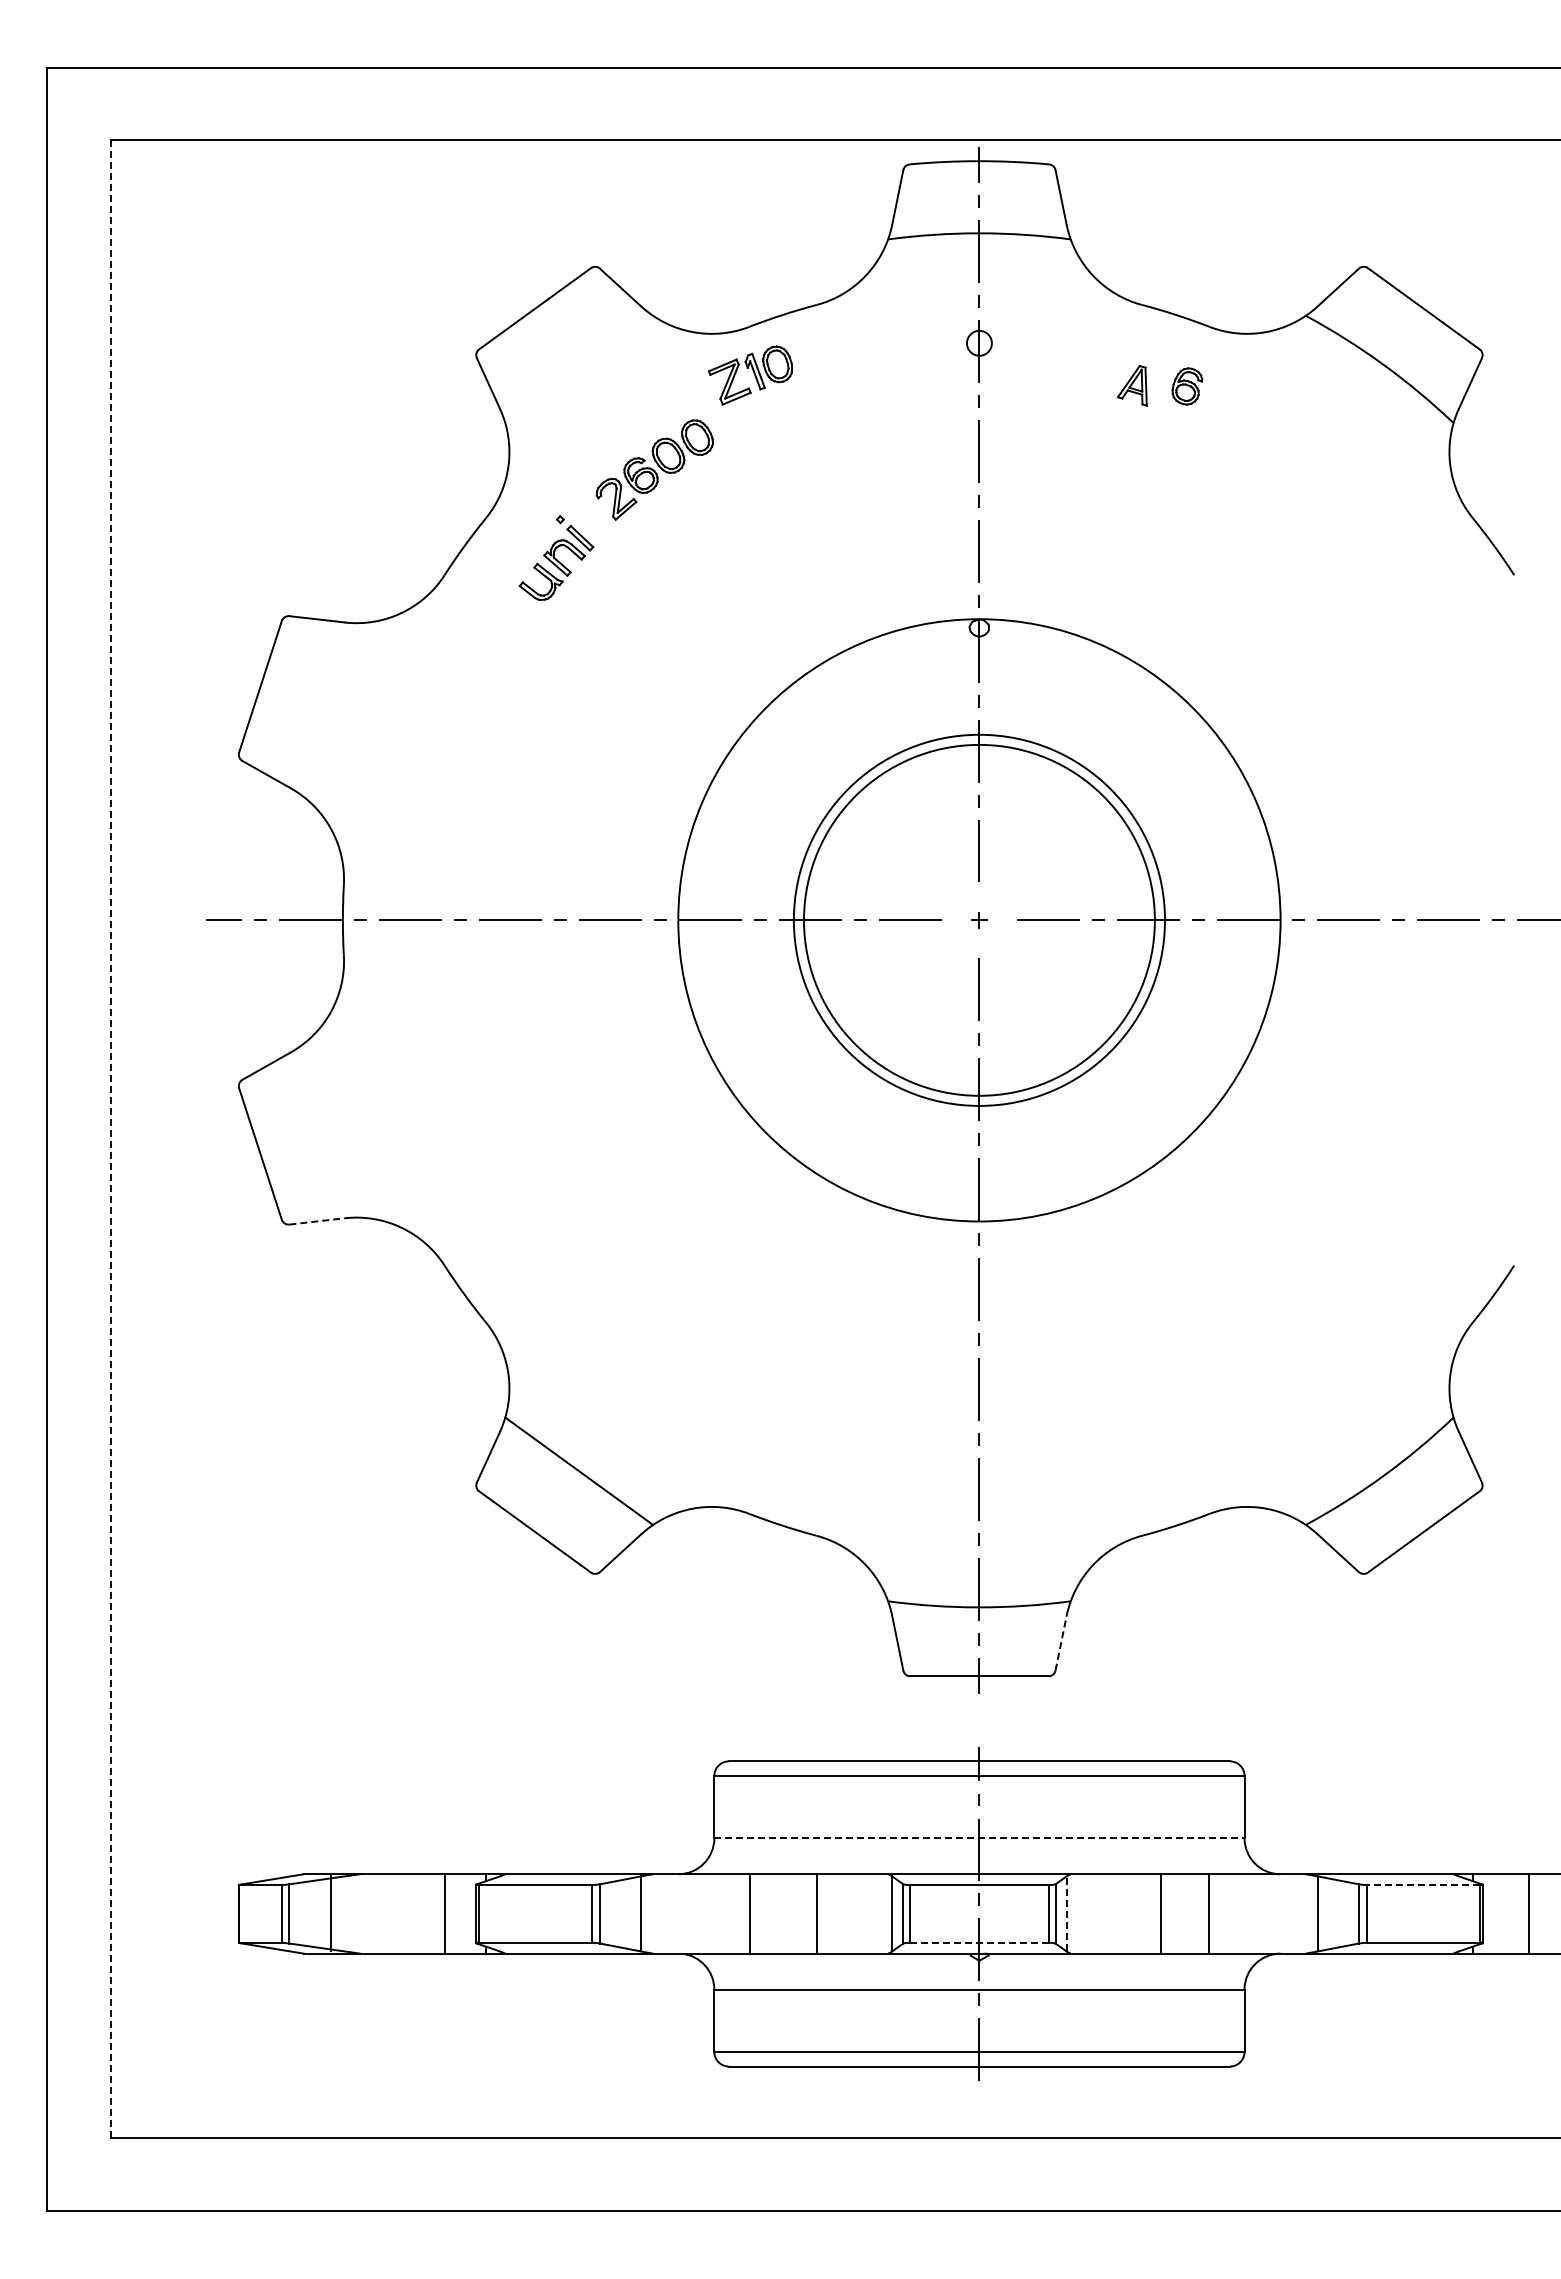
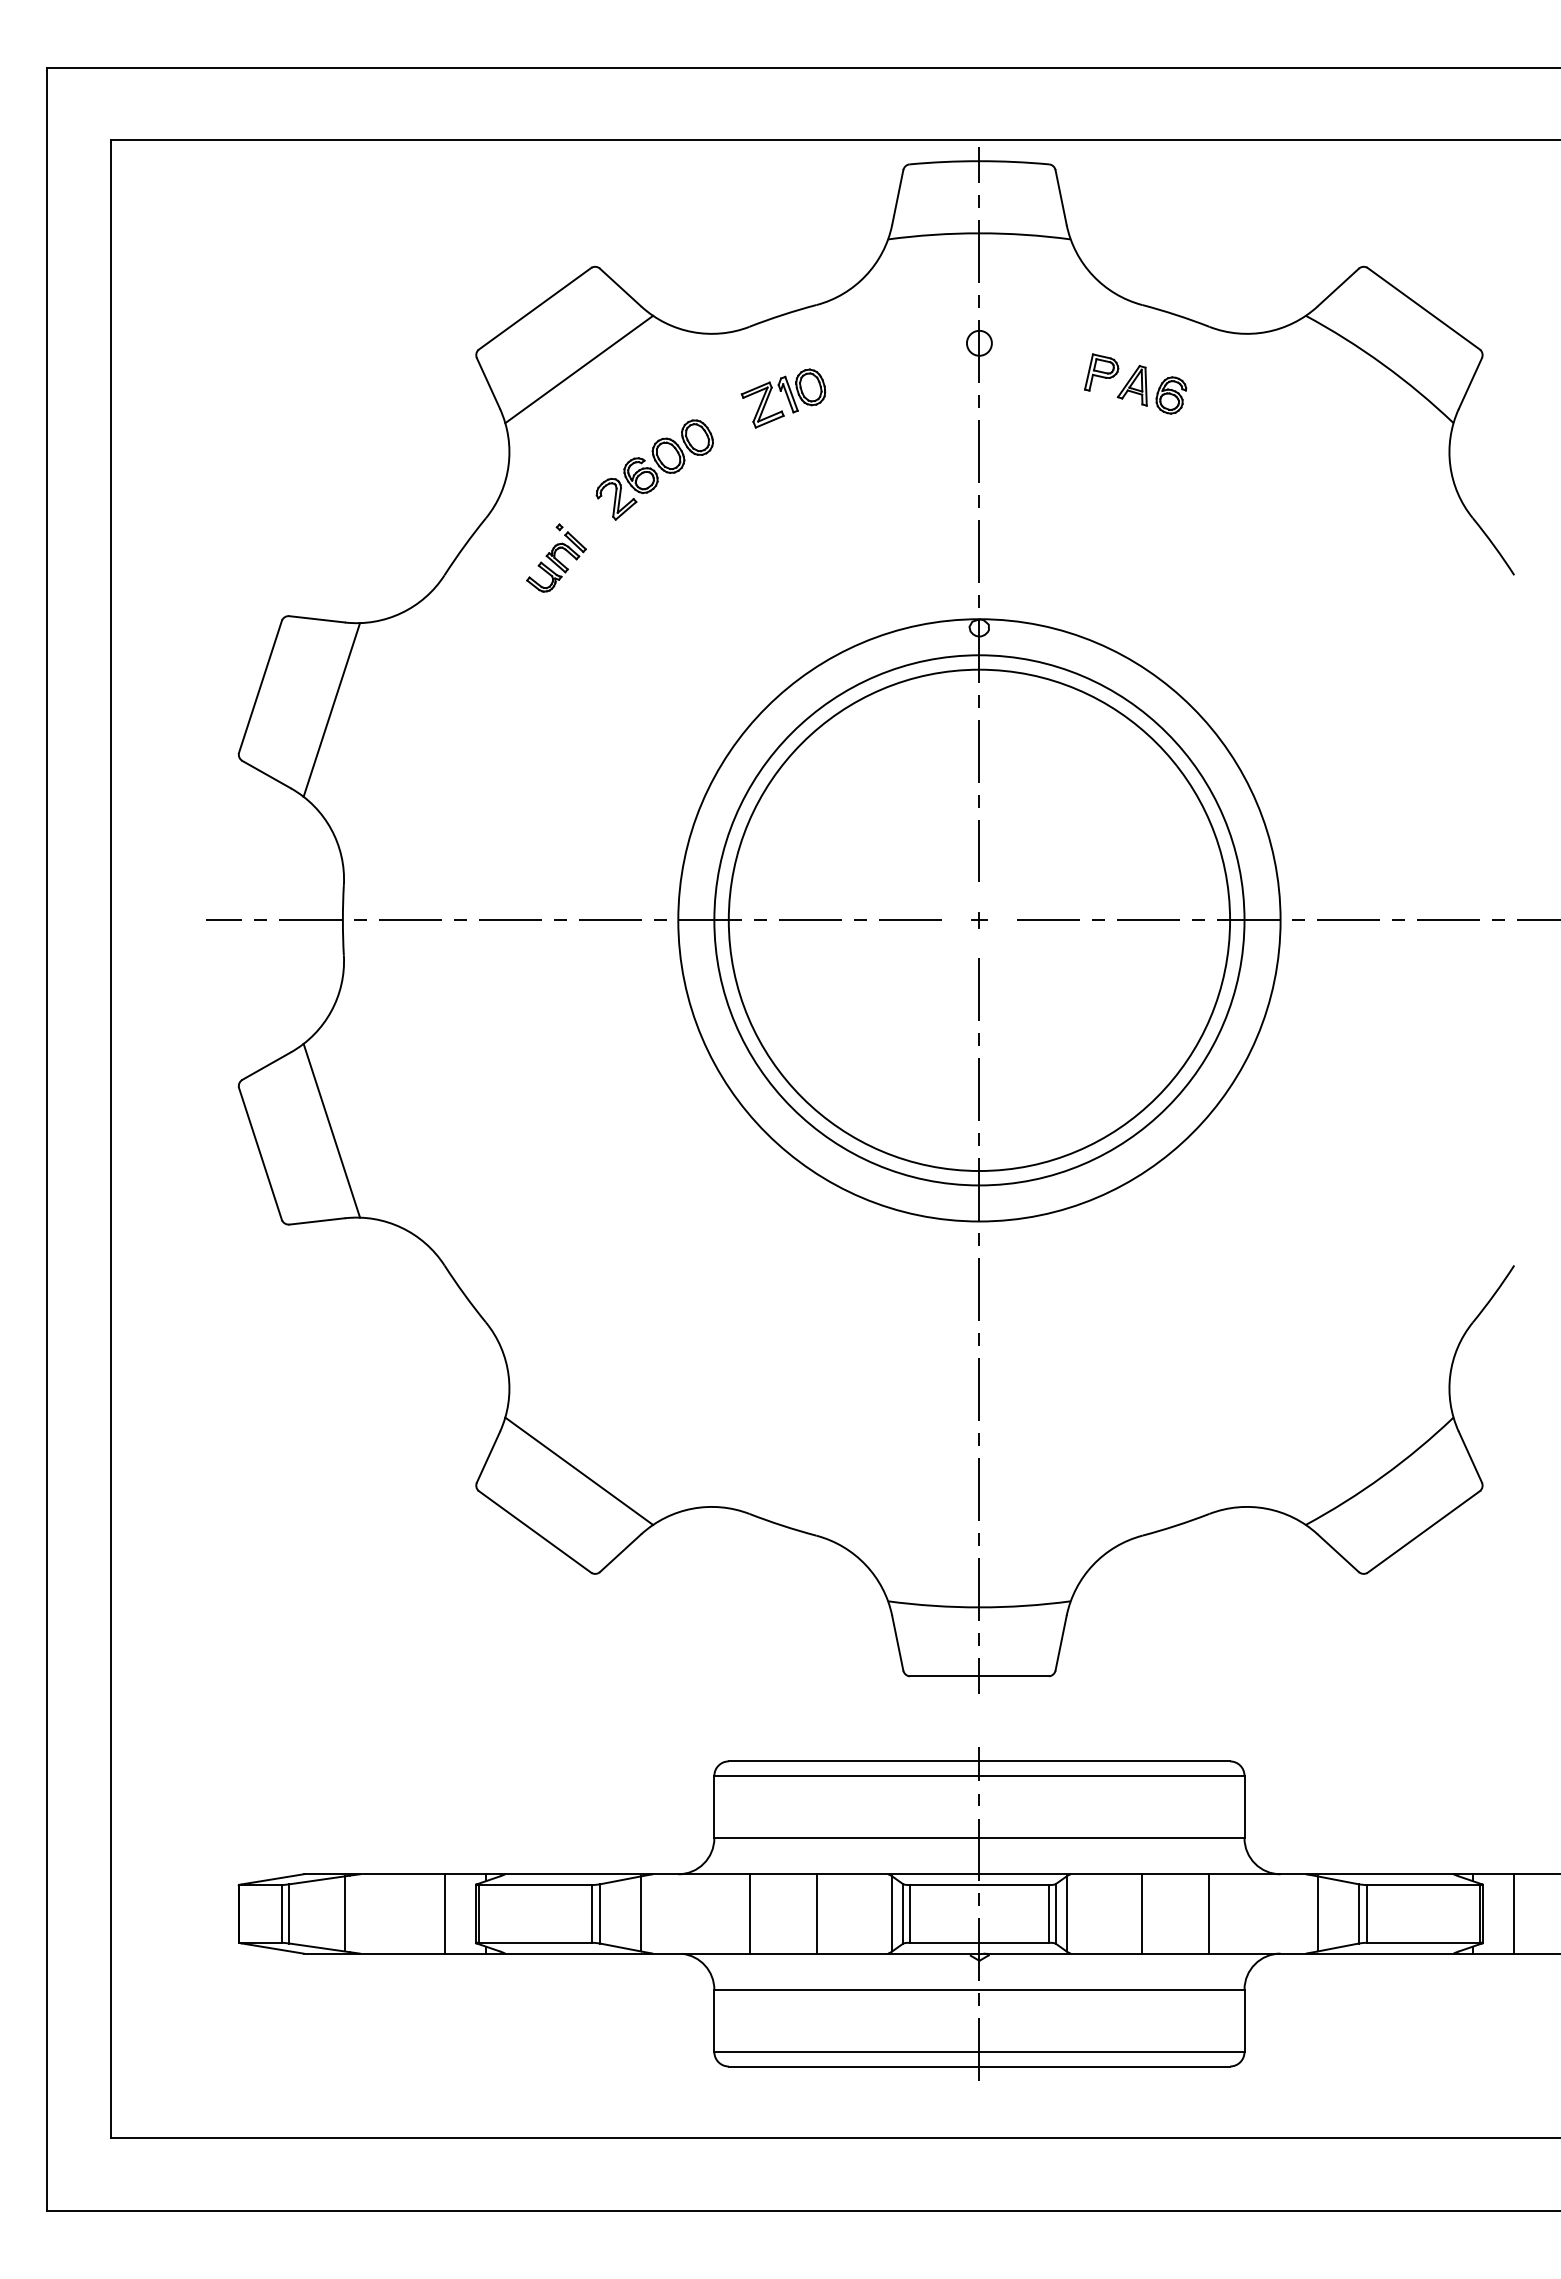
line: none -> present (579, 369)
part: none -> present (1101, 372)
part position: (750, 375) -> (783, 398) (783, 398)
part position: (1187, 386) -> (1171, 395) (1171, 395)
part size: 77x86 px -> 61x70 px (556, 557)
line: none -> present (331, 709)
circle diameter: 351 px -> 501 px (979, 920)
circle diameter: 371 px -> 530 px (979, 920)
line: none -> present (331, 1130)
line: dashed -> solid (111, 1139)
line: dashed -> solid (317, 1221)
line: dashed -> solid (1061, 1643)
line: dashed -> solid (979, 1838)
line: dashed -> solid (1423, 1885)
line position: (330, 1913) -> (344, 1913) (344, 1913)
line: dashed -> solid (1066, 1913)
line position: (1161, 1913) -> (1142, 1913) (1142, 1913)
line position: (1529, 1913) -> (1514, 1913) (1514, 1913)
line: dashed -> solid (979, 1942)
